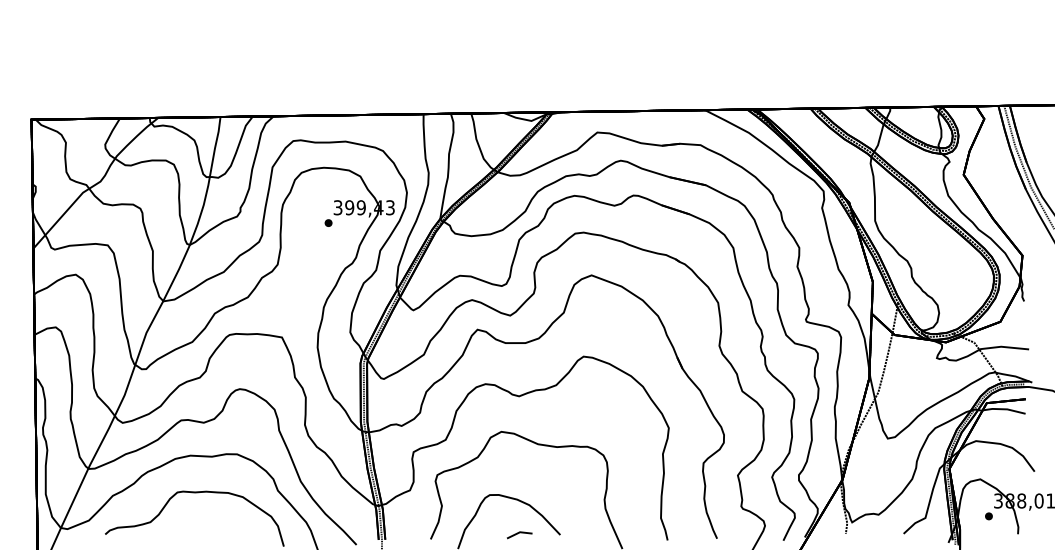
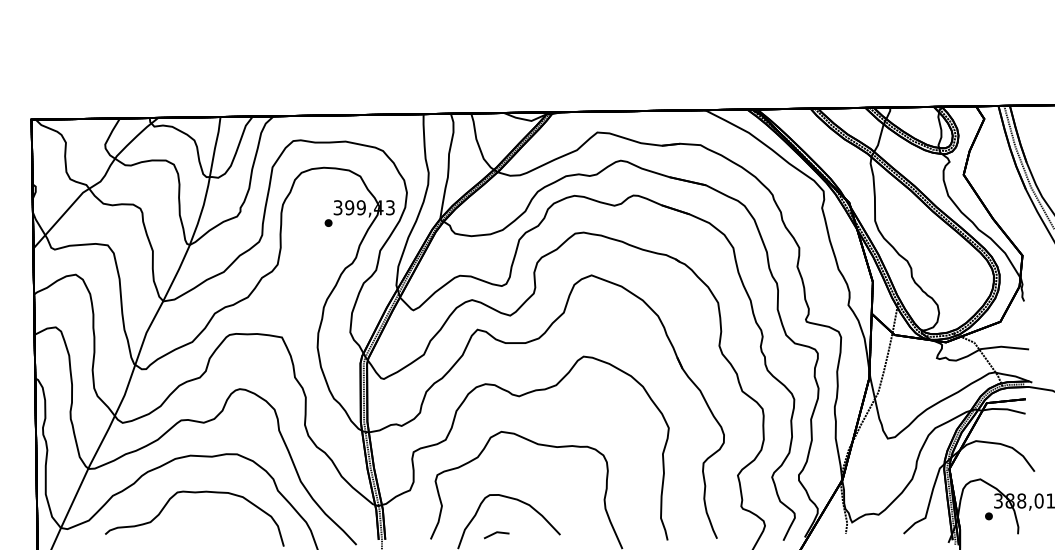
line position: (519, 533) -> (496, 533) (496, 533)
